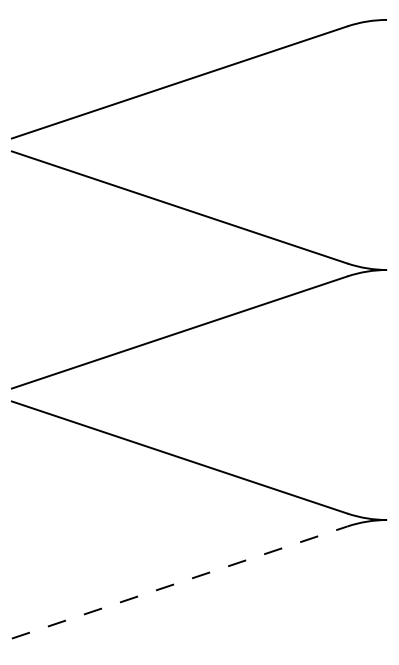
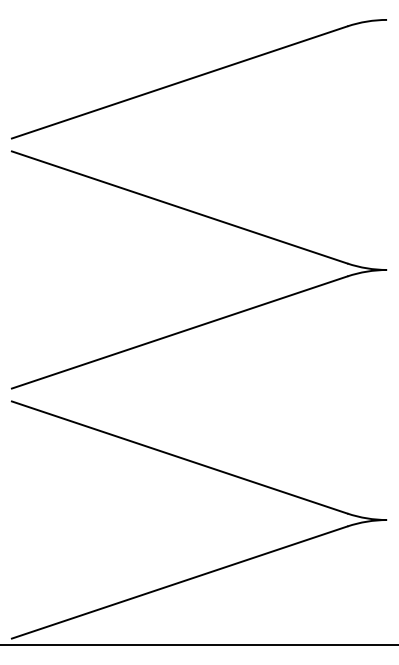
line: dashed -> solid (179, 582)
line: none -> present (198, 645)
